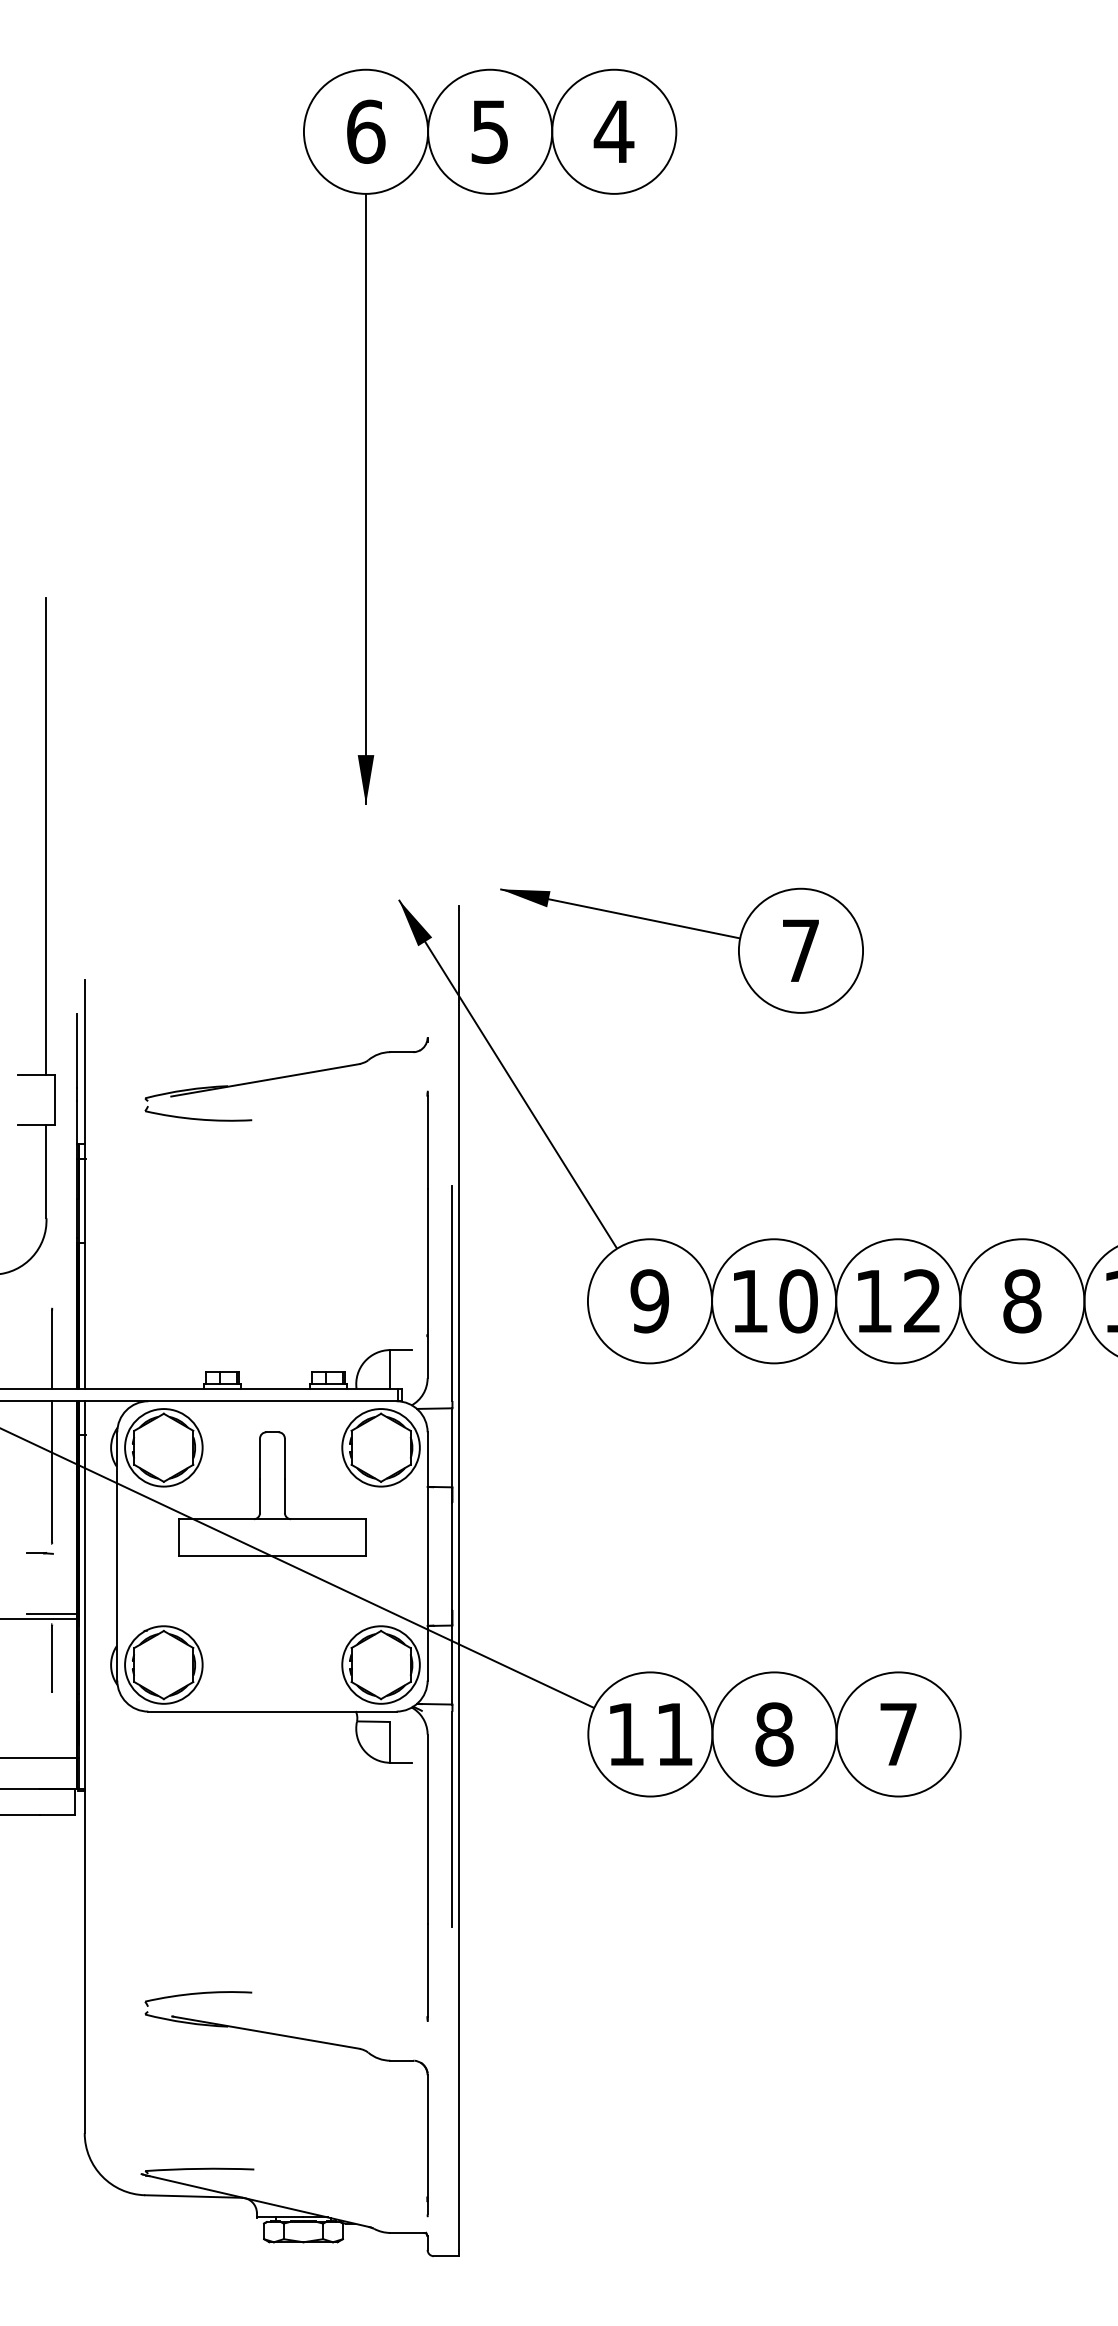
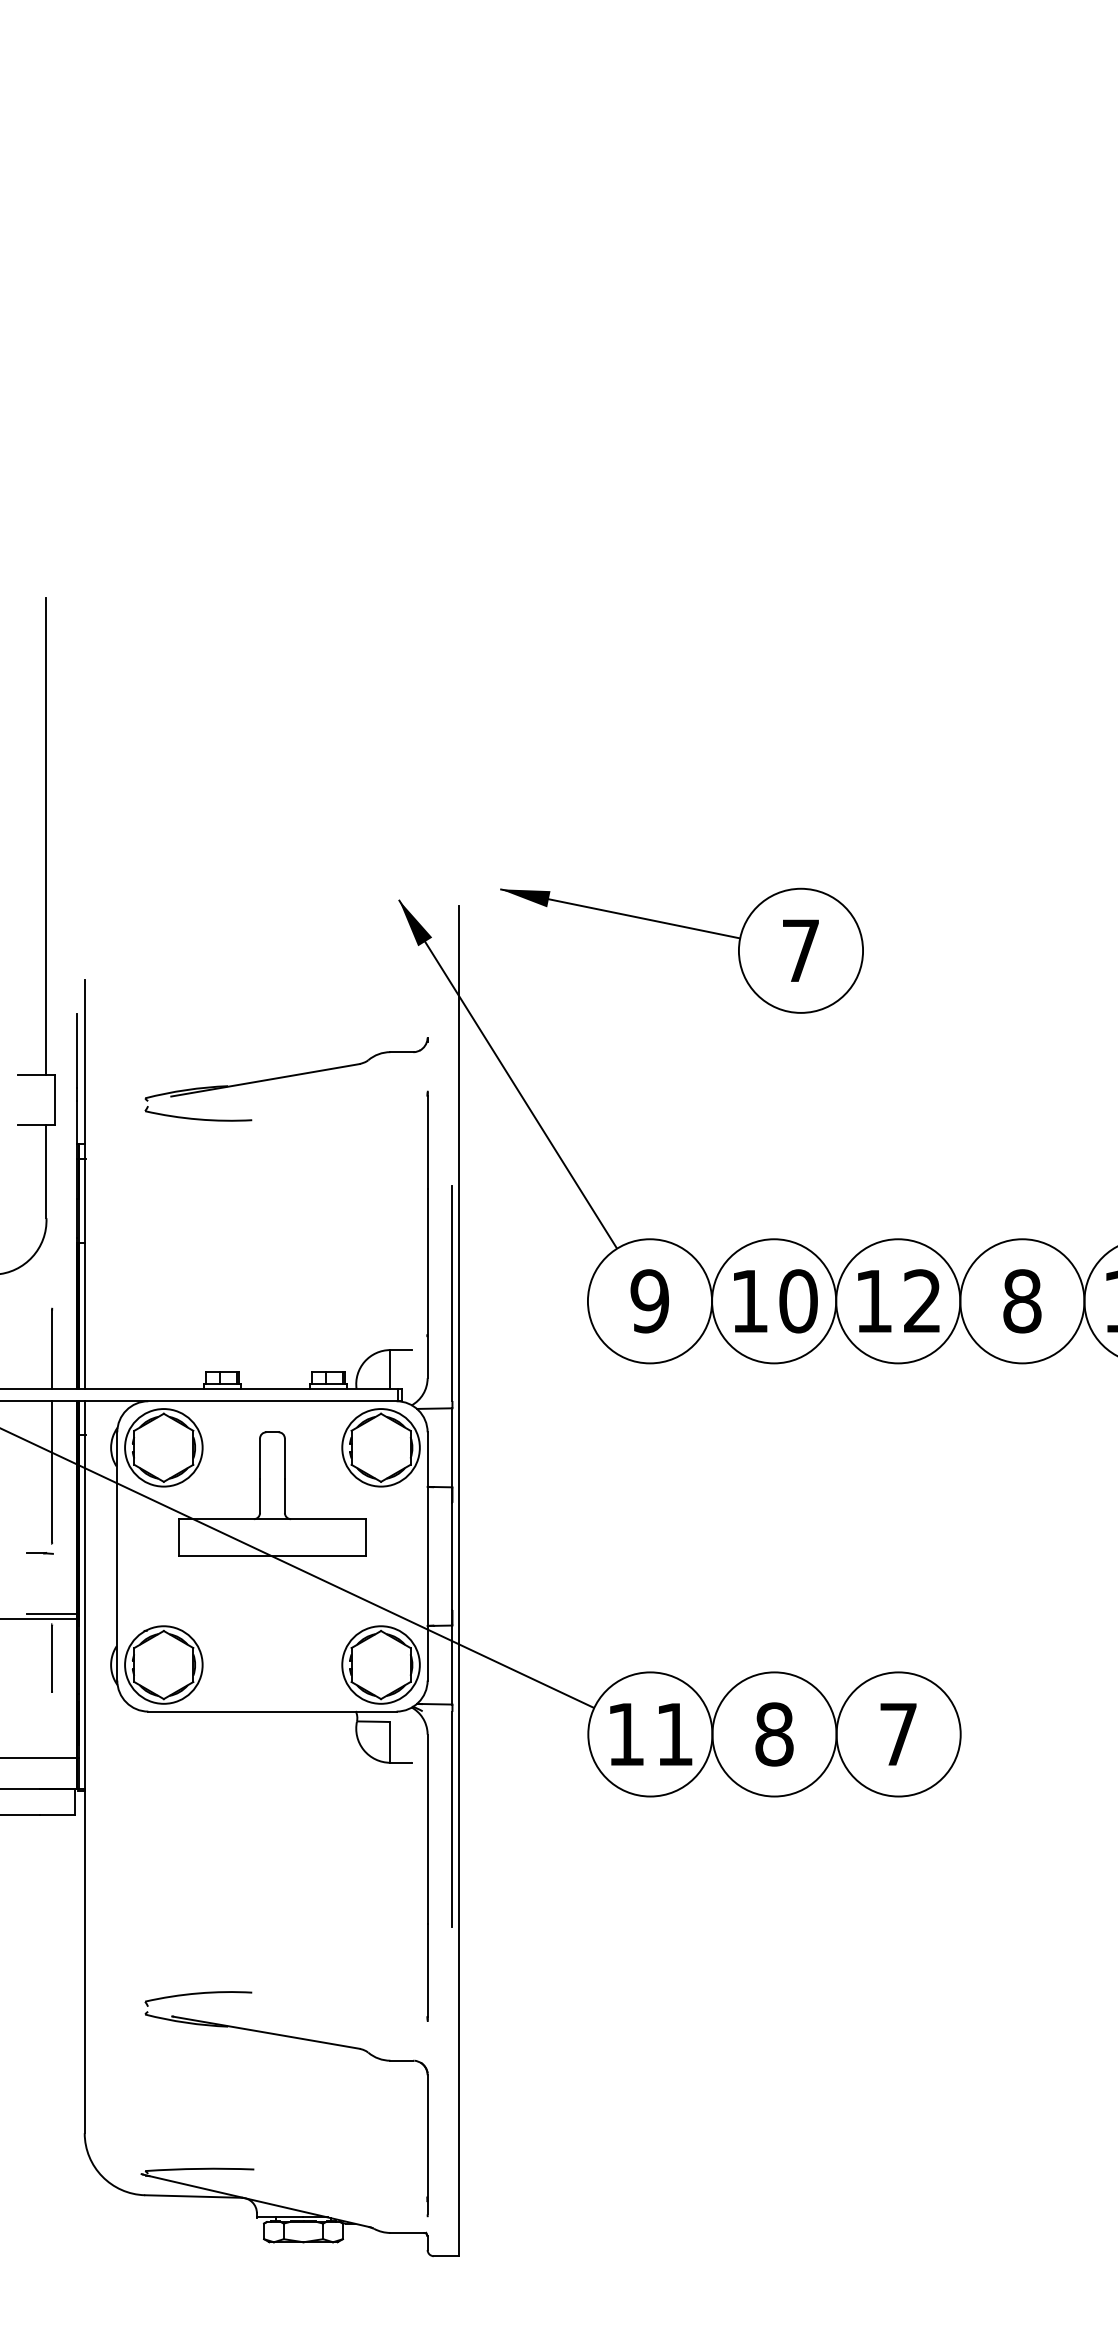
part: present -> none (366, 436)
